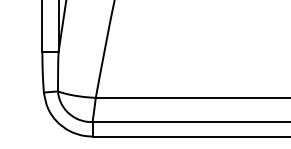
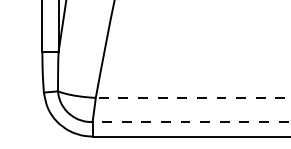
line: solid -> dashed (192, 97)
line: solid -> dashed (191, 122)
